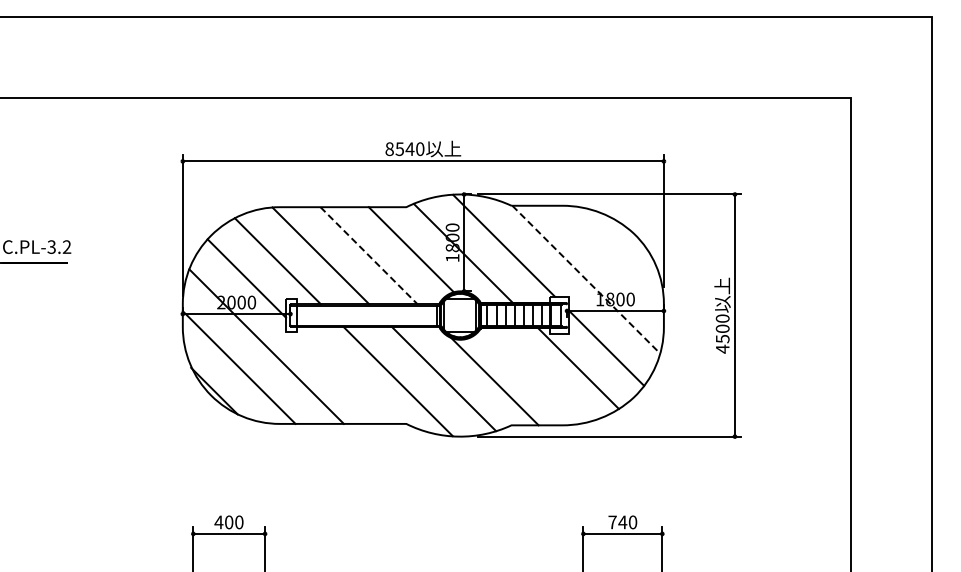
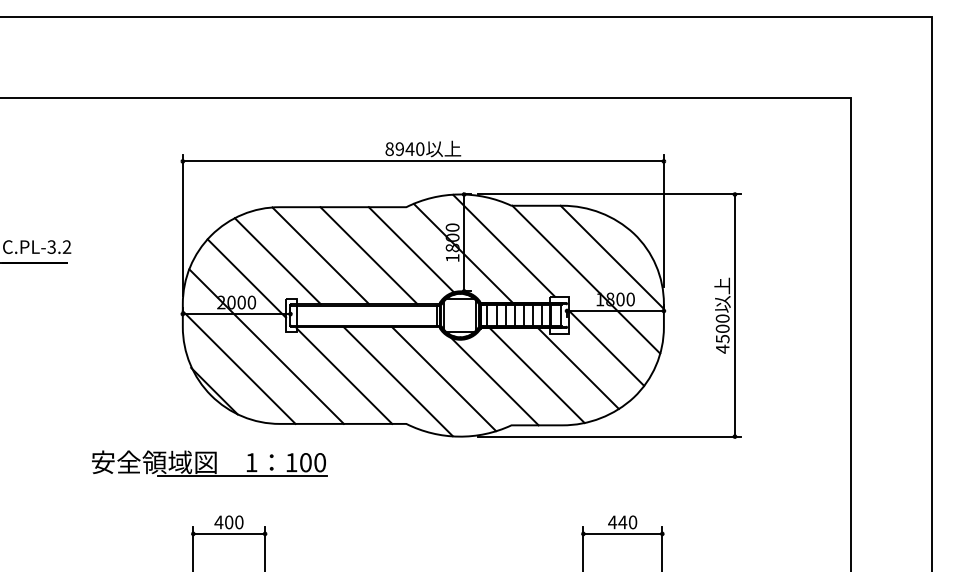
text: 8540 -> 8940 (399, 148)
line: dashed -> solid (369, 255)
line: none -> present (611, 256)
line: dashed -> solid (586, 279)
line: none -> present (344, 375)
line: none -> present (537, 375)
part: none -> present (209, 463)
text: 740 -> 440 (612, 522)
